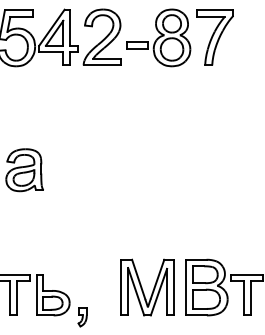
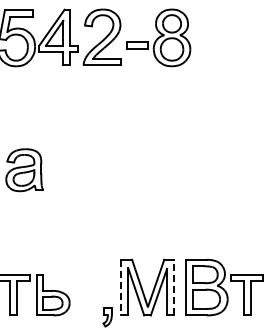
part: present -> none (214, 37)
line: solid -> dashed (121, 287)
line: solid -> dashed (174, 287)
part position: (82, 317) -> (107, 317) (107, 317)
